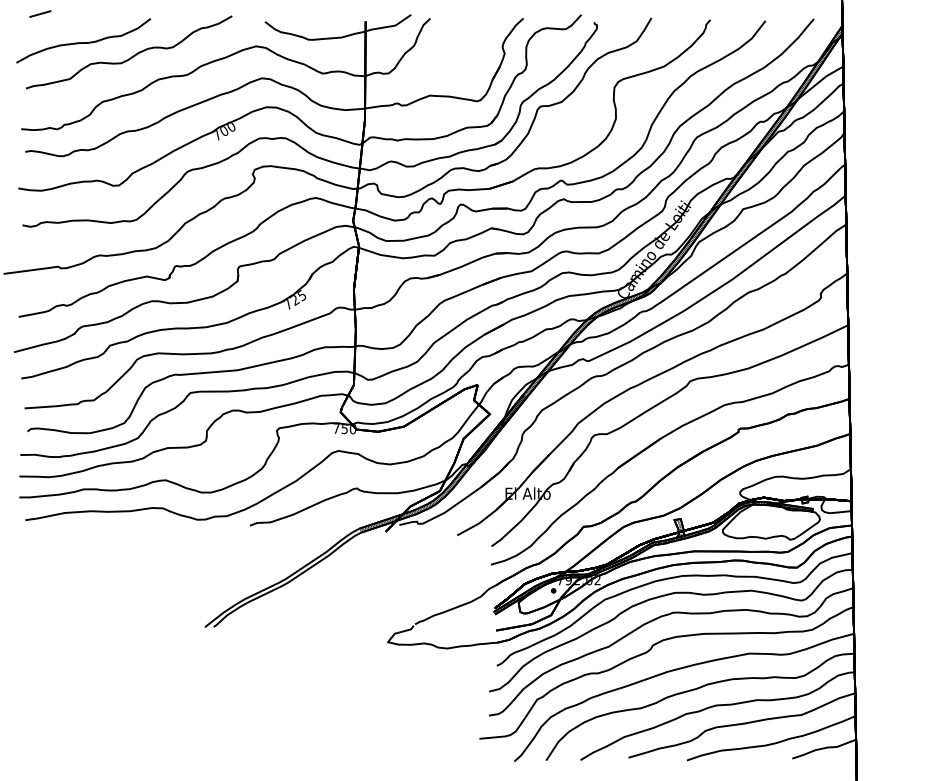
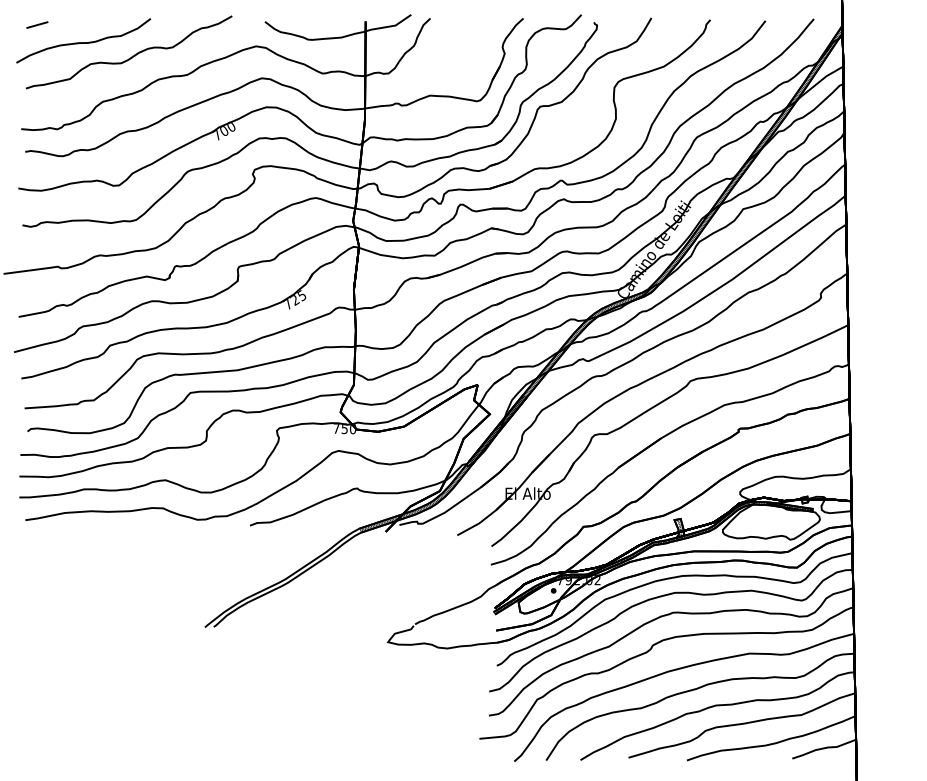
line position: (40, 13) -> (37, 24) (37, 24)
